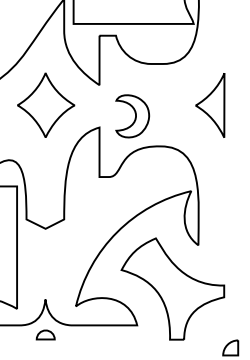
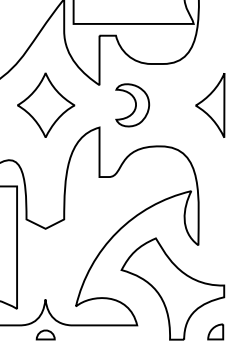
part position: (132, 116) -> (132, 105) (132, 105)
part position: (230, 347) -> (215, 331) (215, 331)
